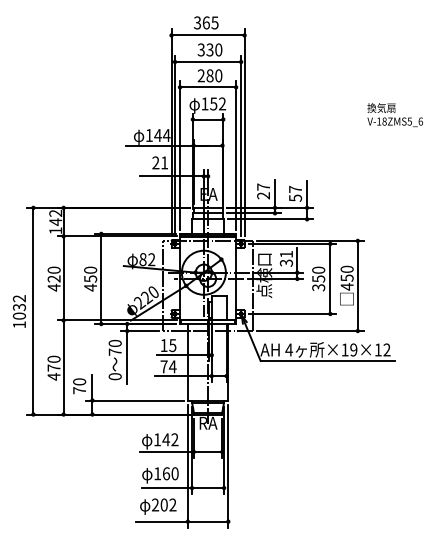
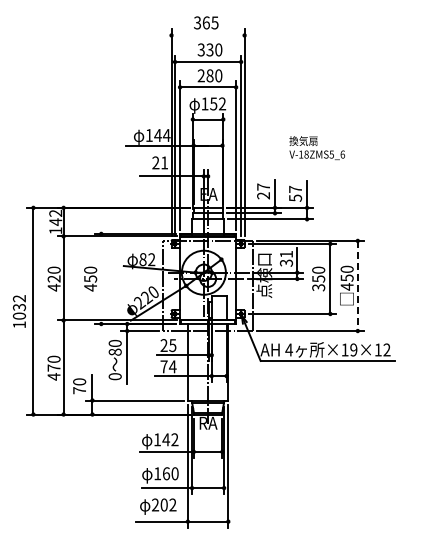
line: present -> none (207, 35)
text position: (394, 115) -> (316, 148) (316, 148)
line: present -> none (101, 278)
line: solid -> dashed (357, 285)
text: 15 -> 25 (163, 345)
text: 70 -> 80 (114, 351)
